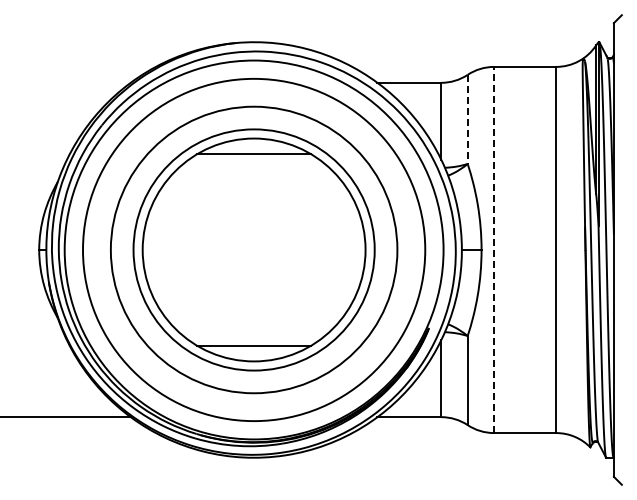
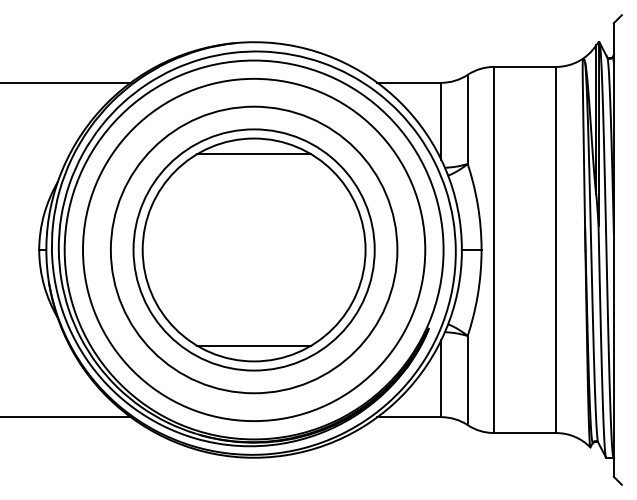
line: none -> present (66, 82)
line: dashed -> solid (467, 119)
line: dashed -> solid (494, 249)
